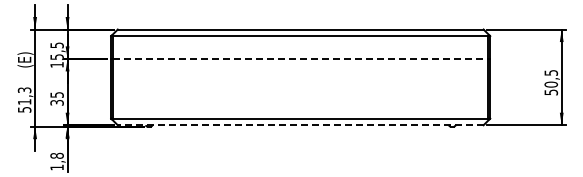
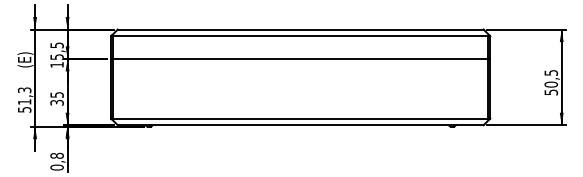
line: dashed -> solid (300, 58)
line: dashed -> solid (300, 125)
text: 1,8 -> 0,8 (56, 167)
